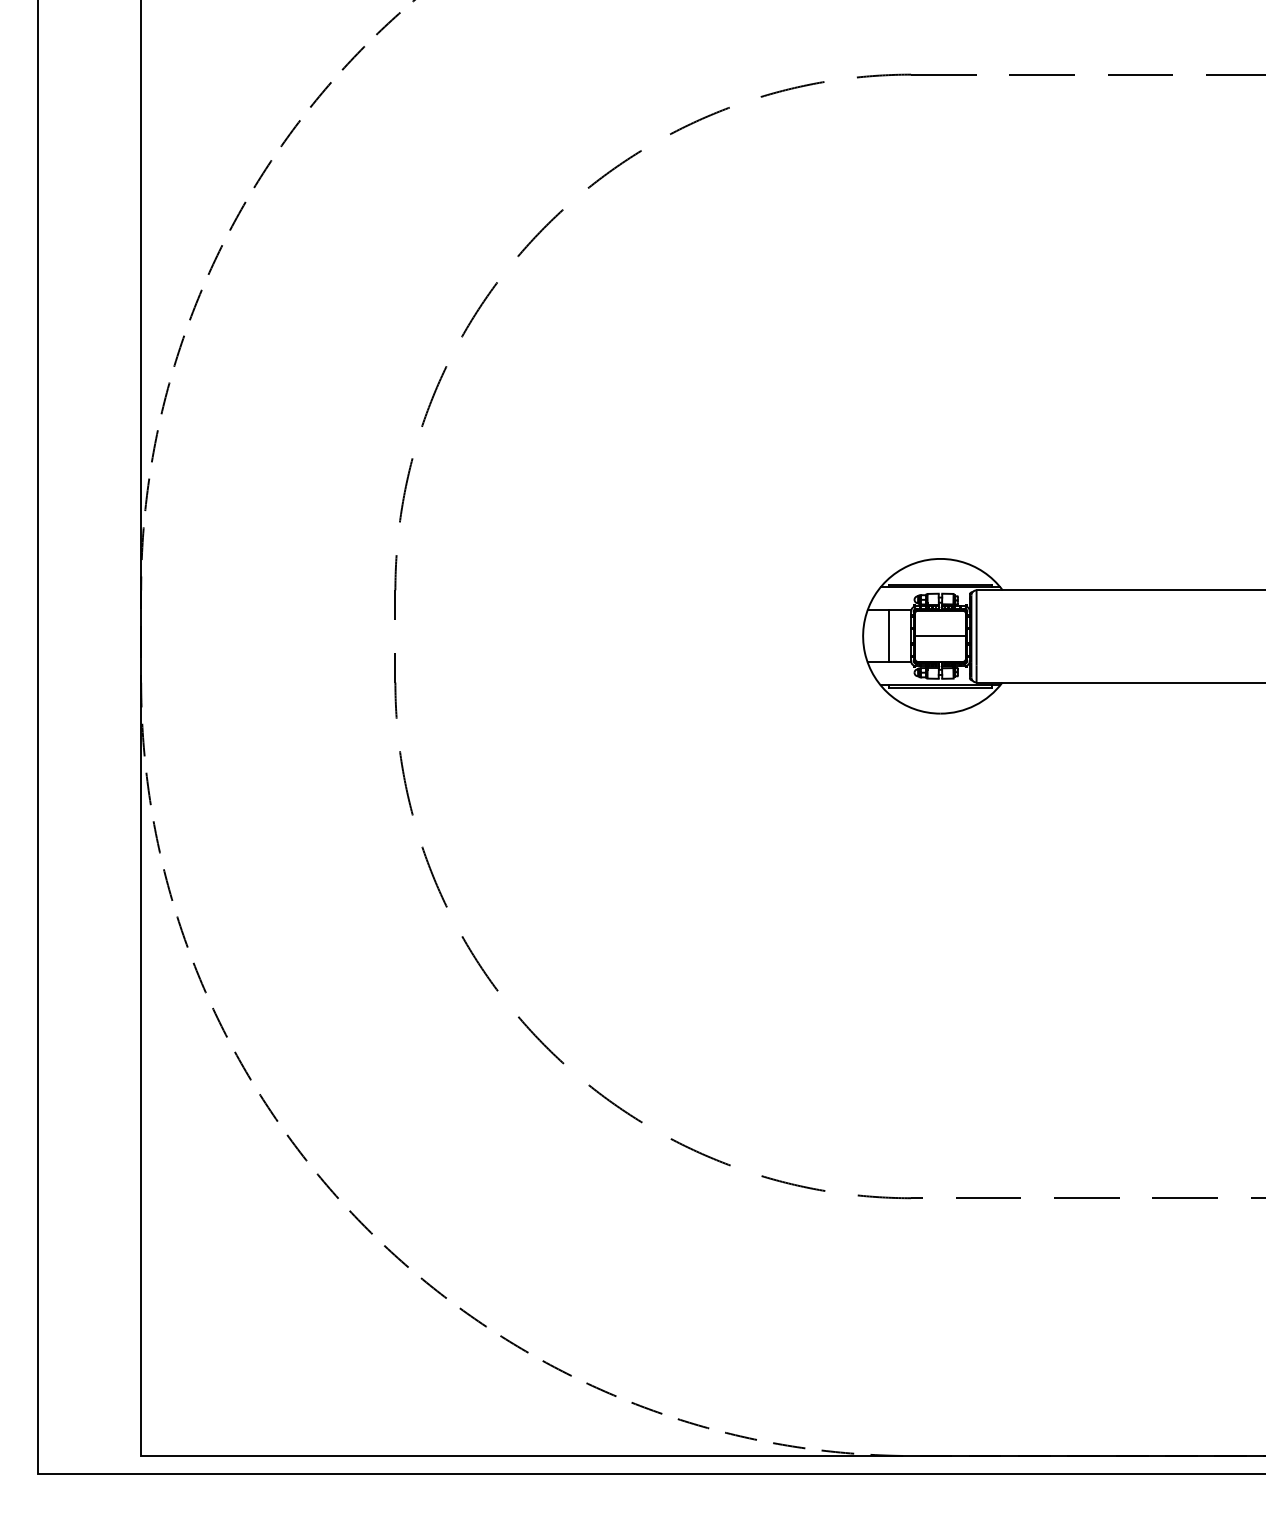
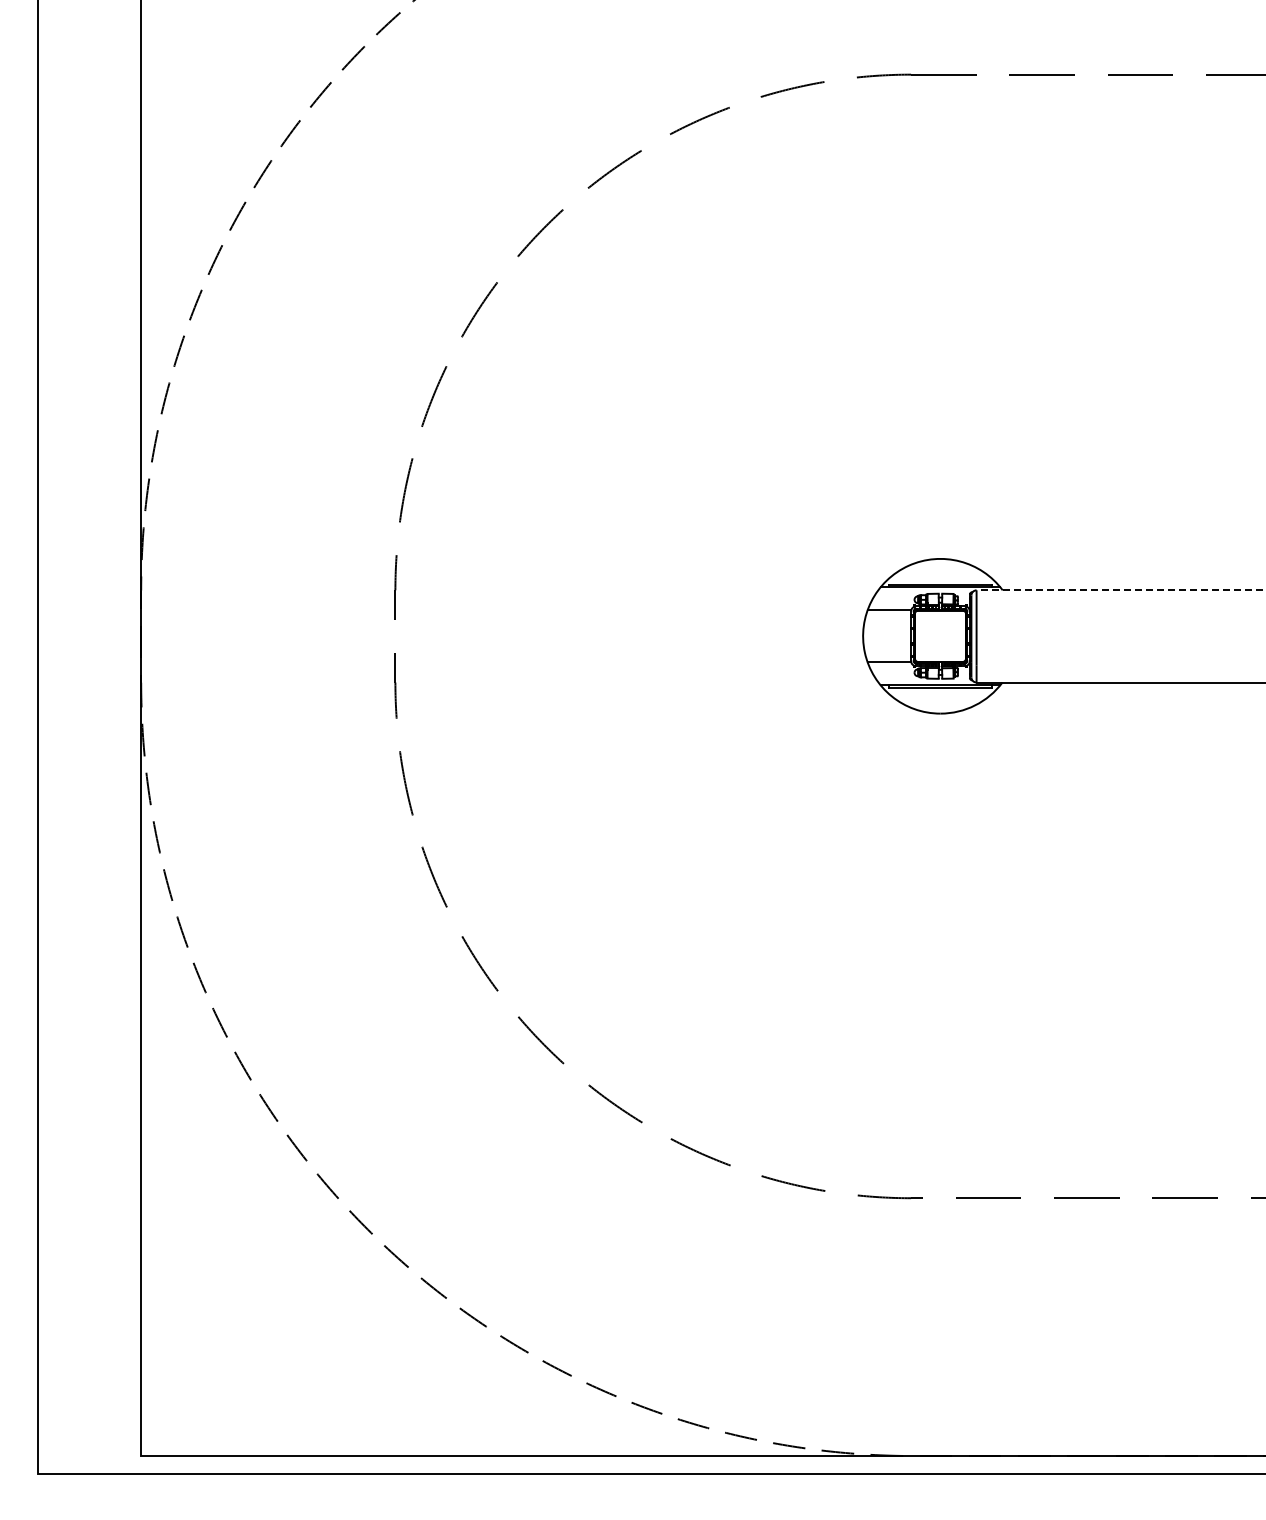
line: solid -> dashed (1120, 590)
line: present -> none (888, 636)
line: present -> none (940, 636)
